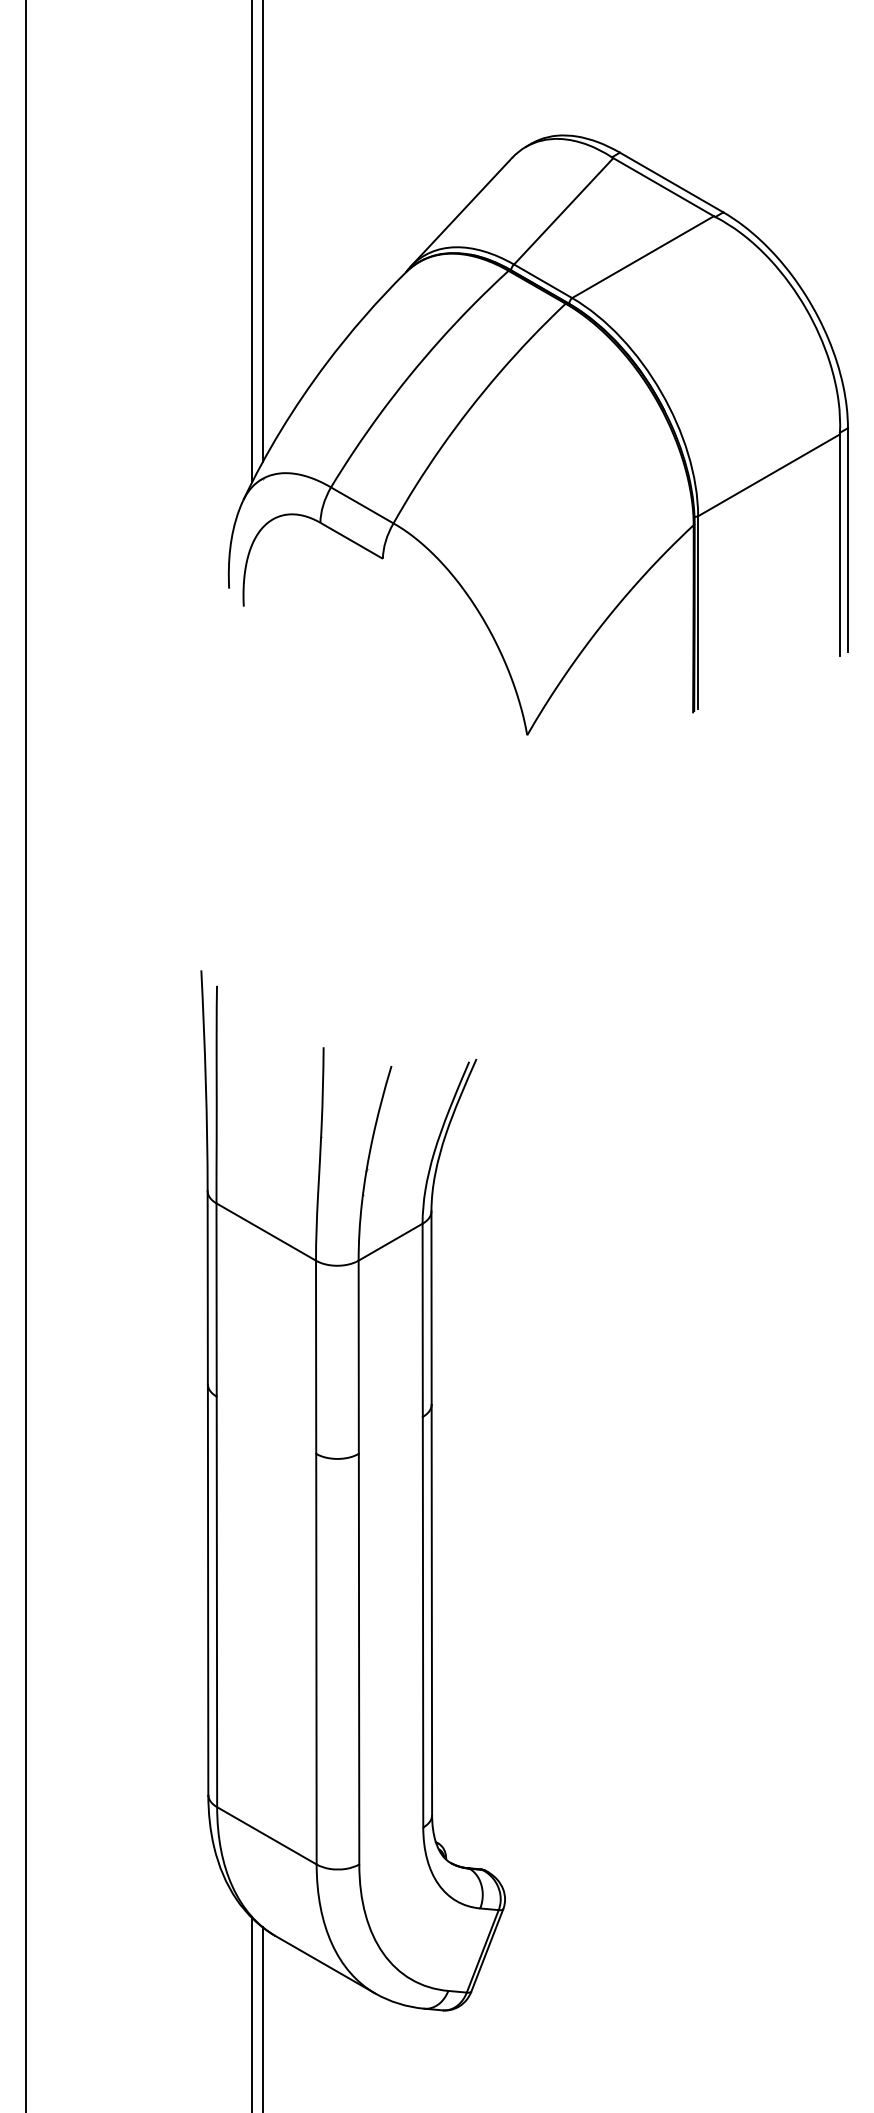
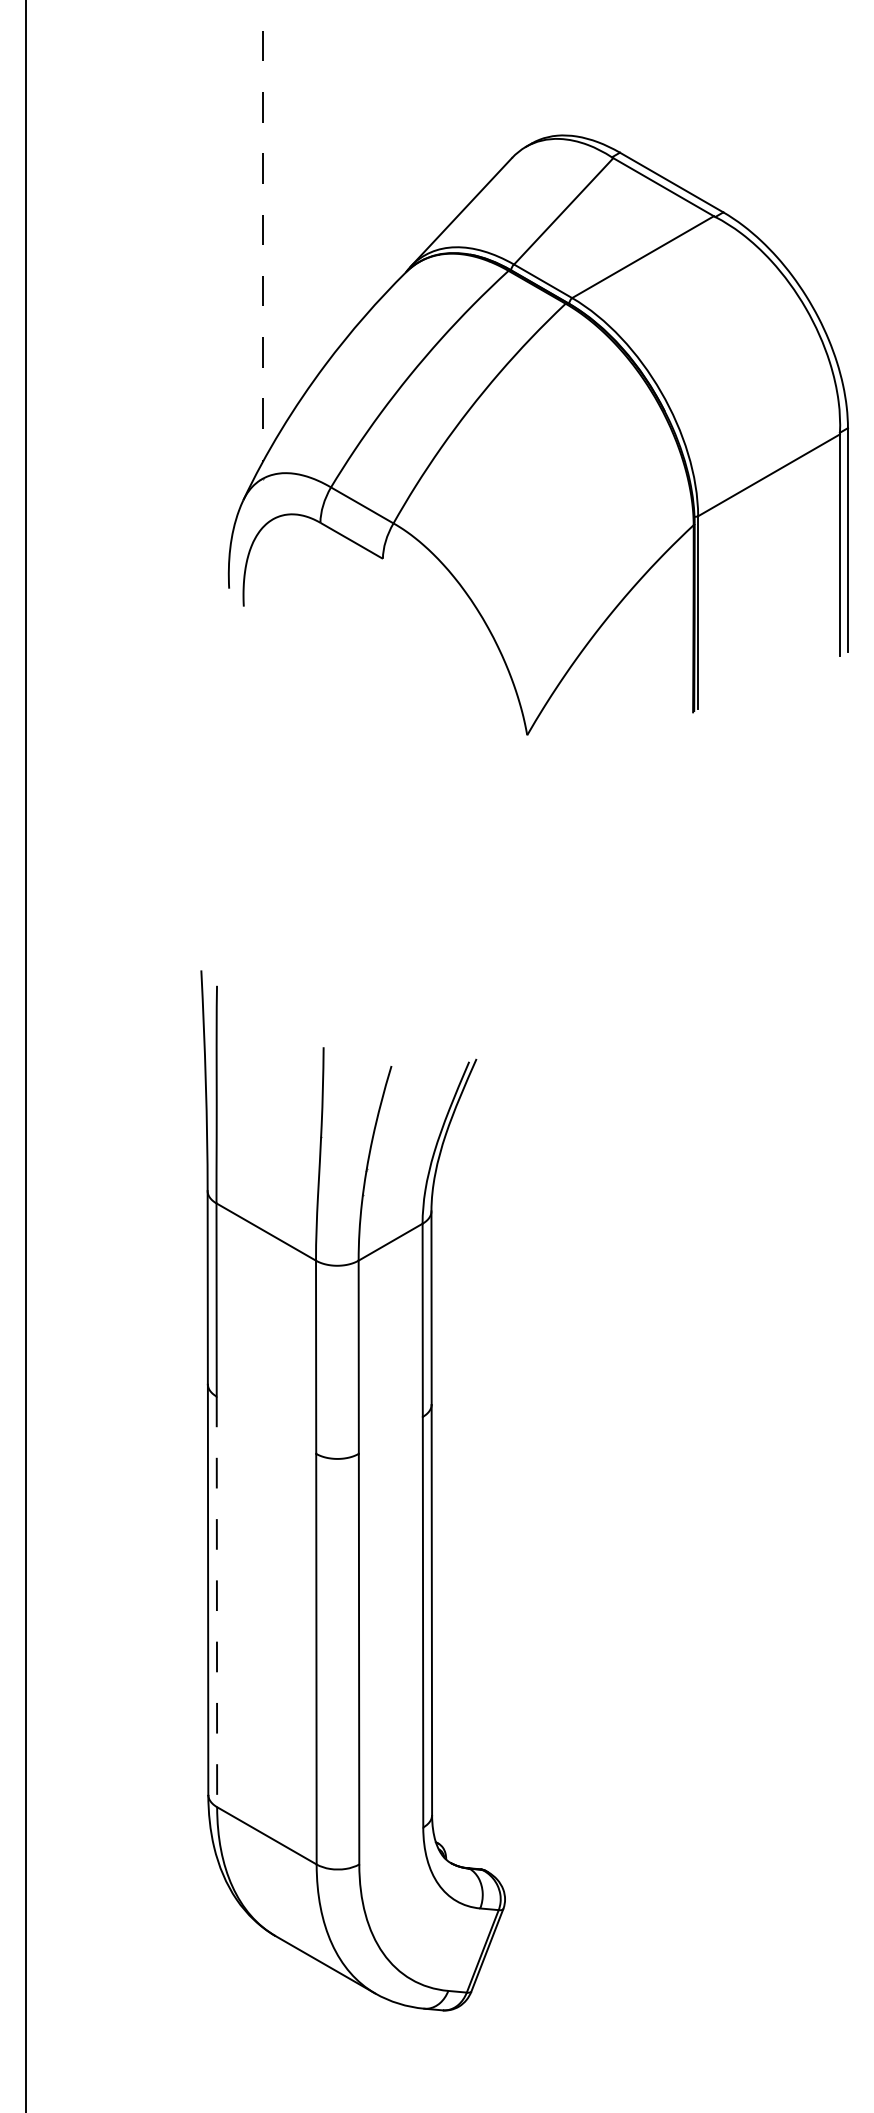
line: solid -> dashed (262, 231)
line: present -> none (252, 242)
line: solid -> dashed (216, 1602)
line: present -> none (252, 2013)
line: present -> none (262, 2018)
